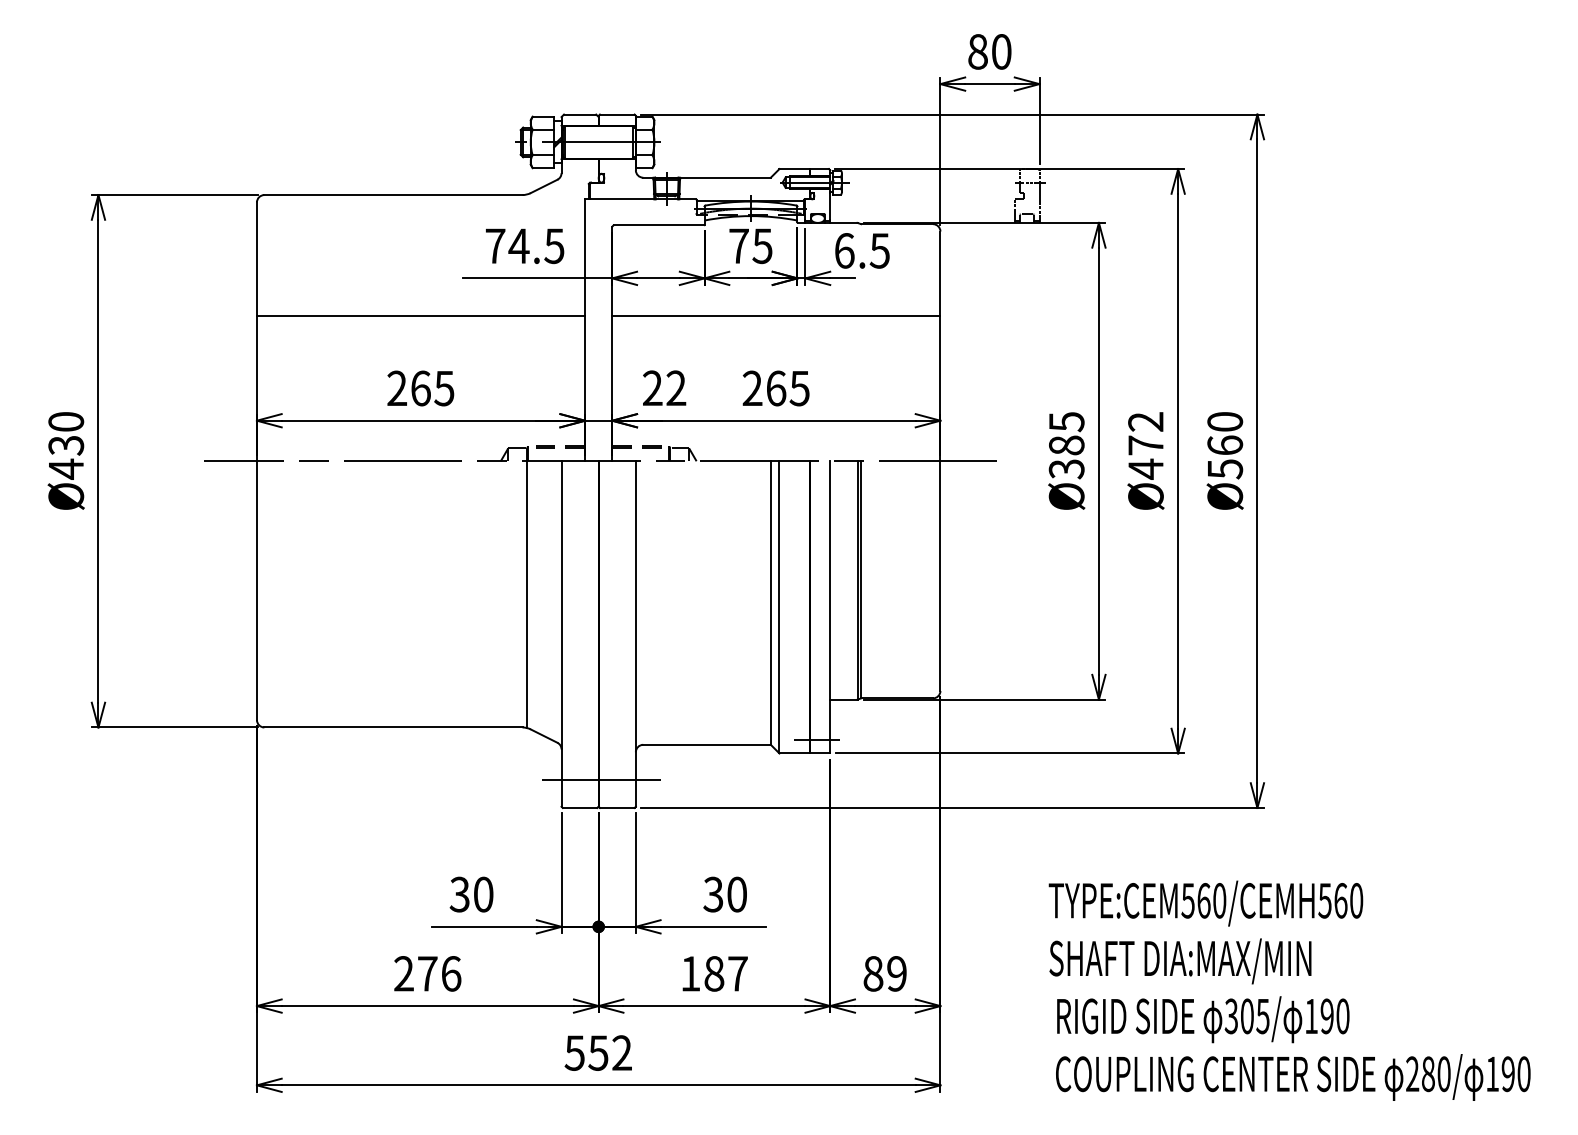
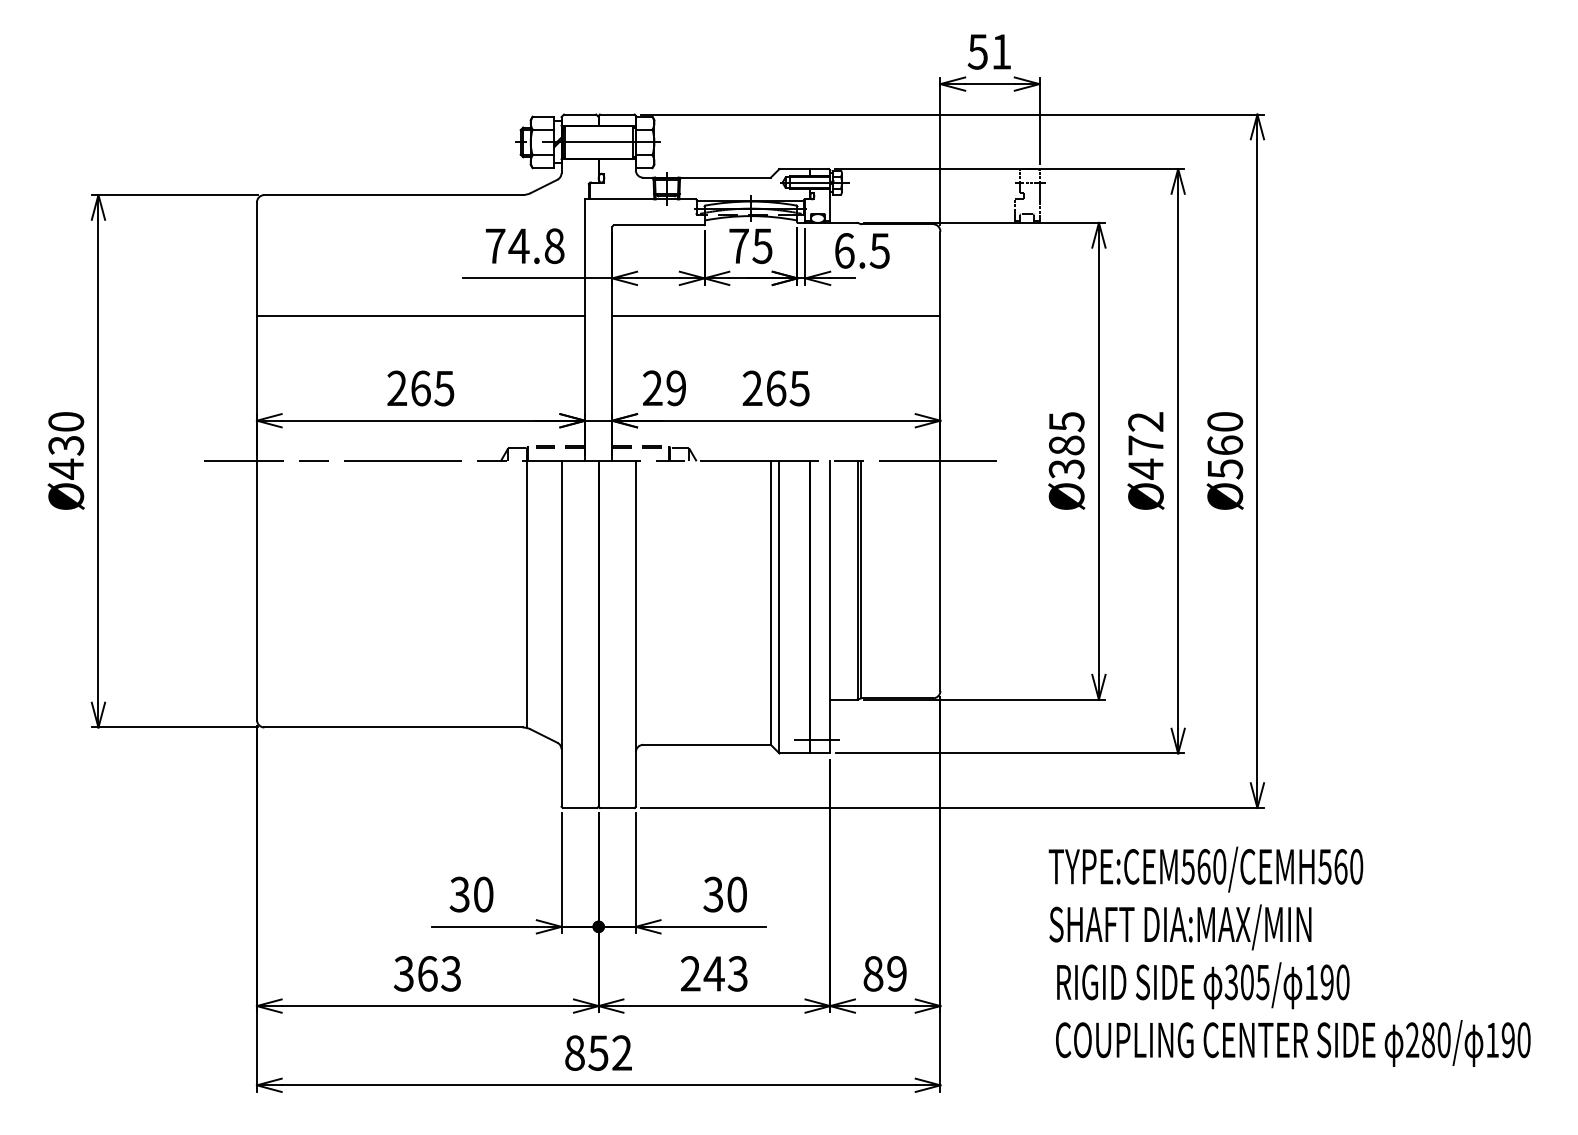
text: 80 -> 51 (989, 51)
text: 74.5 -> 74.8 (554, 245)
text: 22 -> 29 (676, 388)
line: present -> none (599, 780)
text: 276 -> 363 (427, 973)
text: 187 -> 243 (714, 973)
text position: (1289, 990) -> (1289, 956) (1289, 956)
text: 552 -> 852 (574, 1052)
